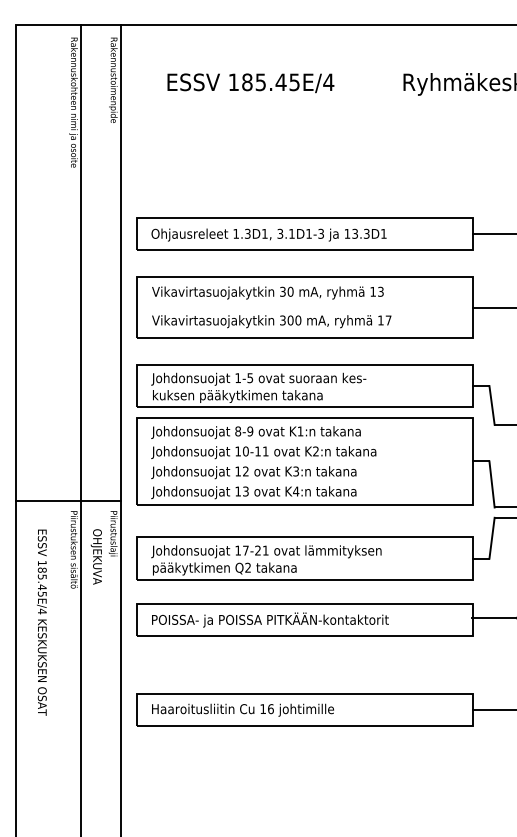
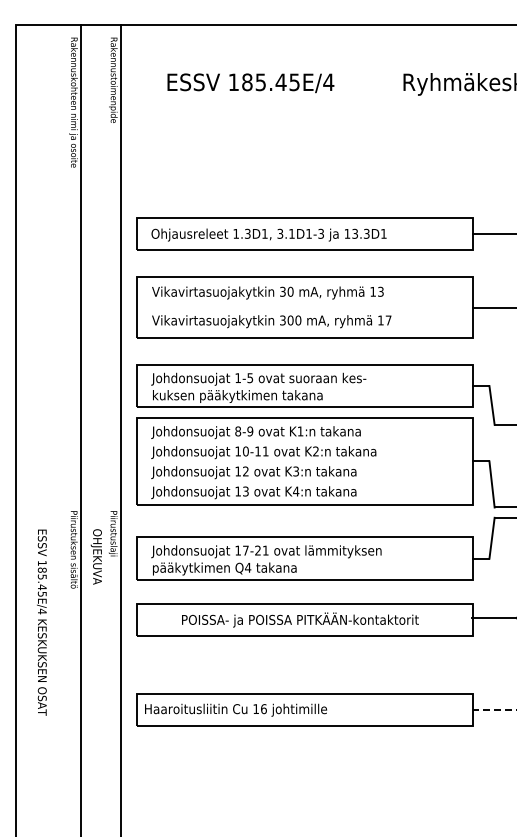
line: present -> none (67, 500)
text: Q2 -> Q4 (248, 567)
text position: (270, 619) -> (300, 619) (300, 619)
text position: (242, 709) -> (235, 709) (235, 709)
line: solid -> dashed (494, 709)
